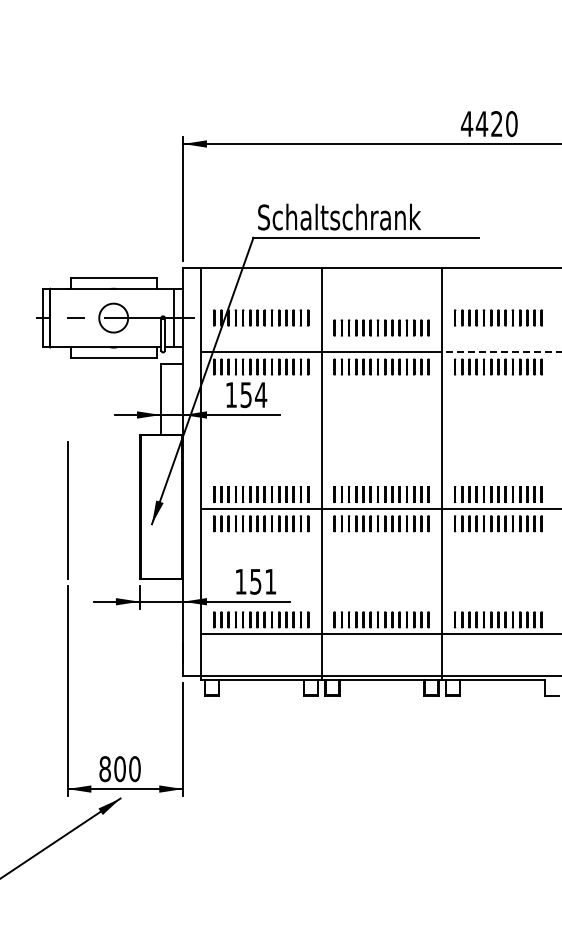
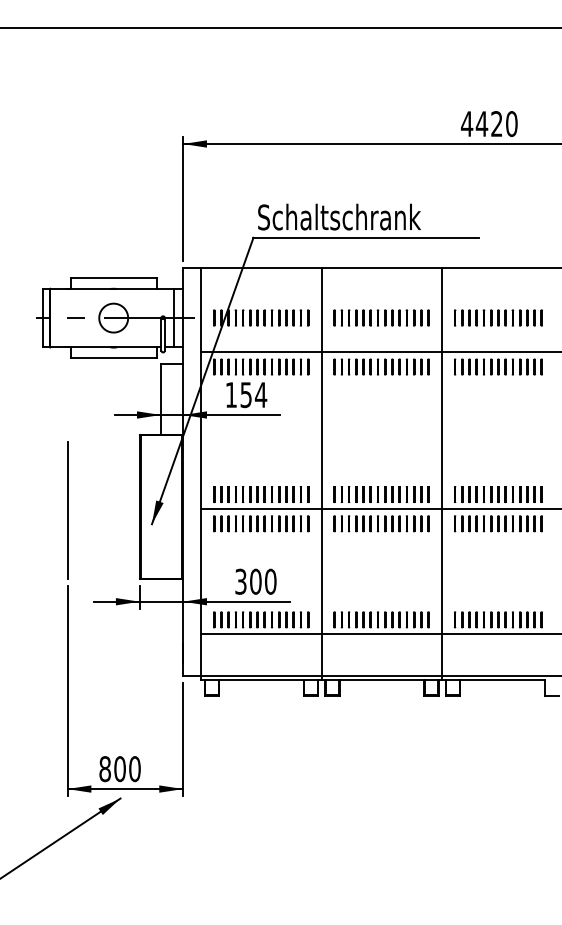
line: none -> present (280, 27)
part position: (381, 327) -> (381, 317) (381, 317)
line: dashed -> solid (501, 352)
text: 151 -> 300 (255, 581)
